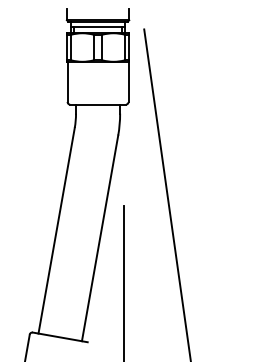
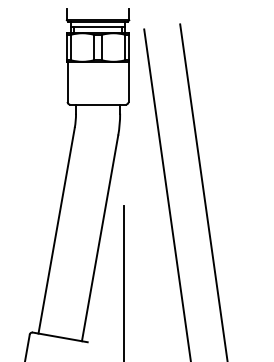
line: none -> present (203, 191)
